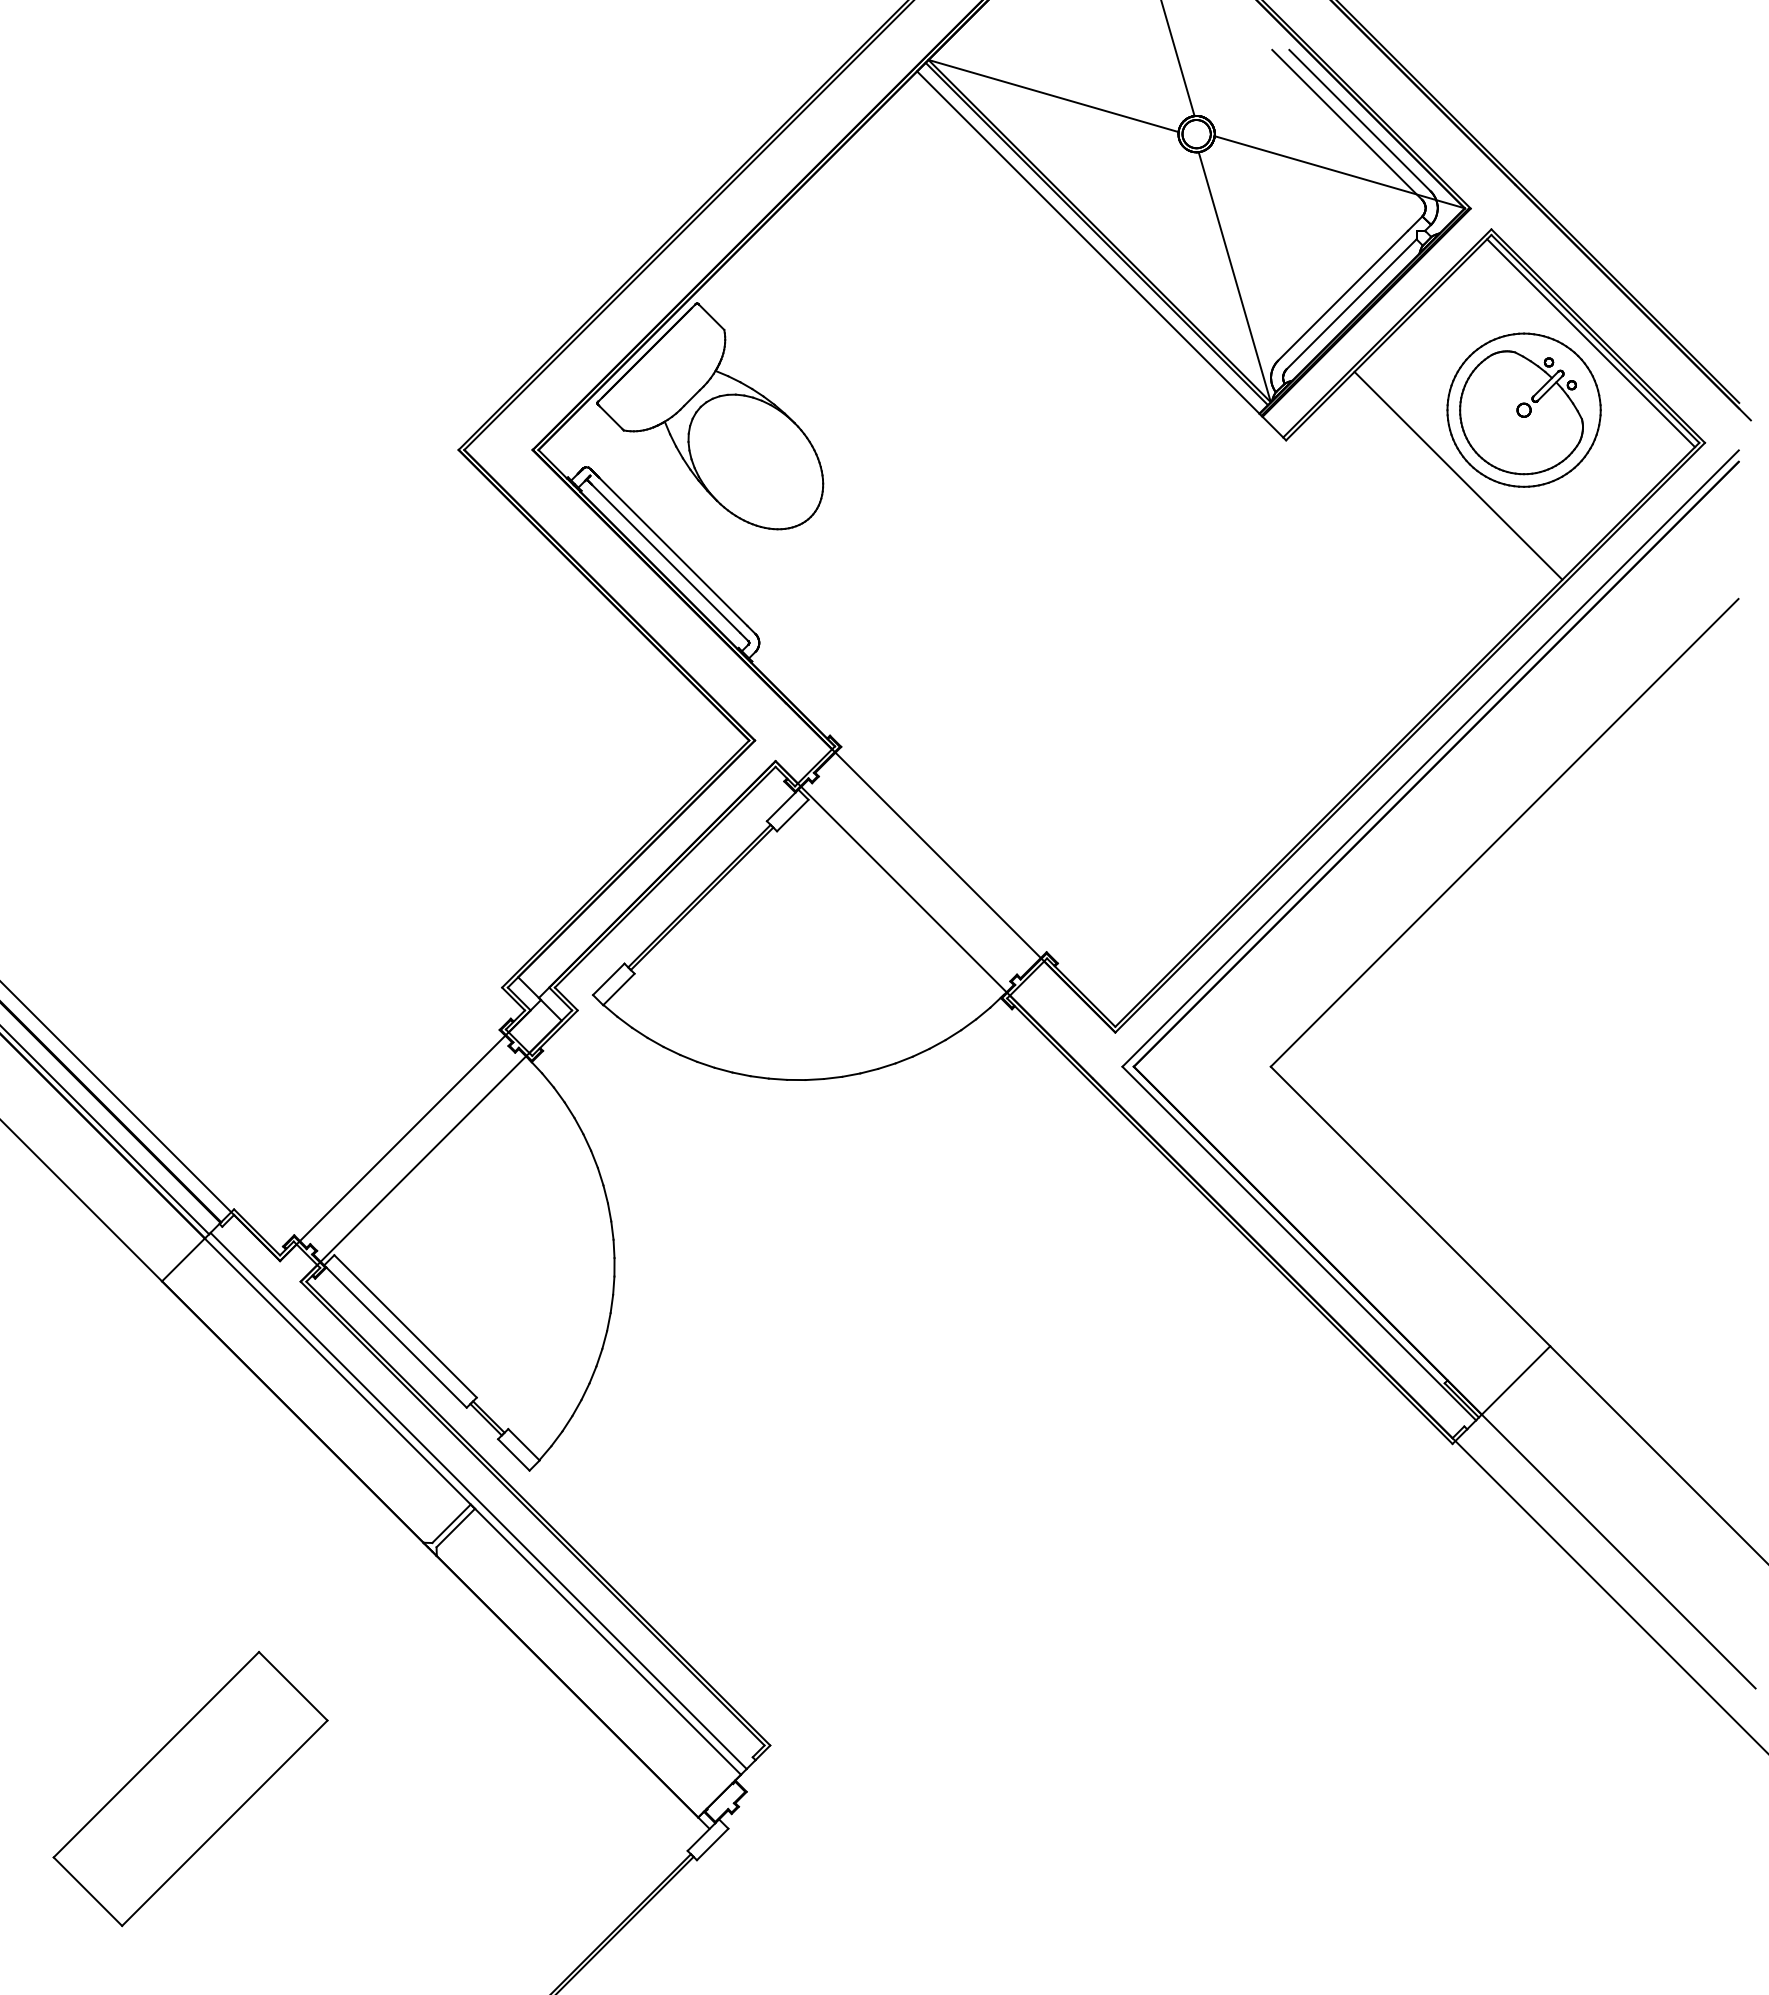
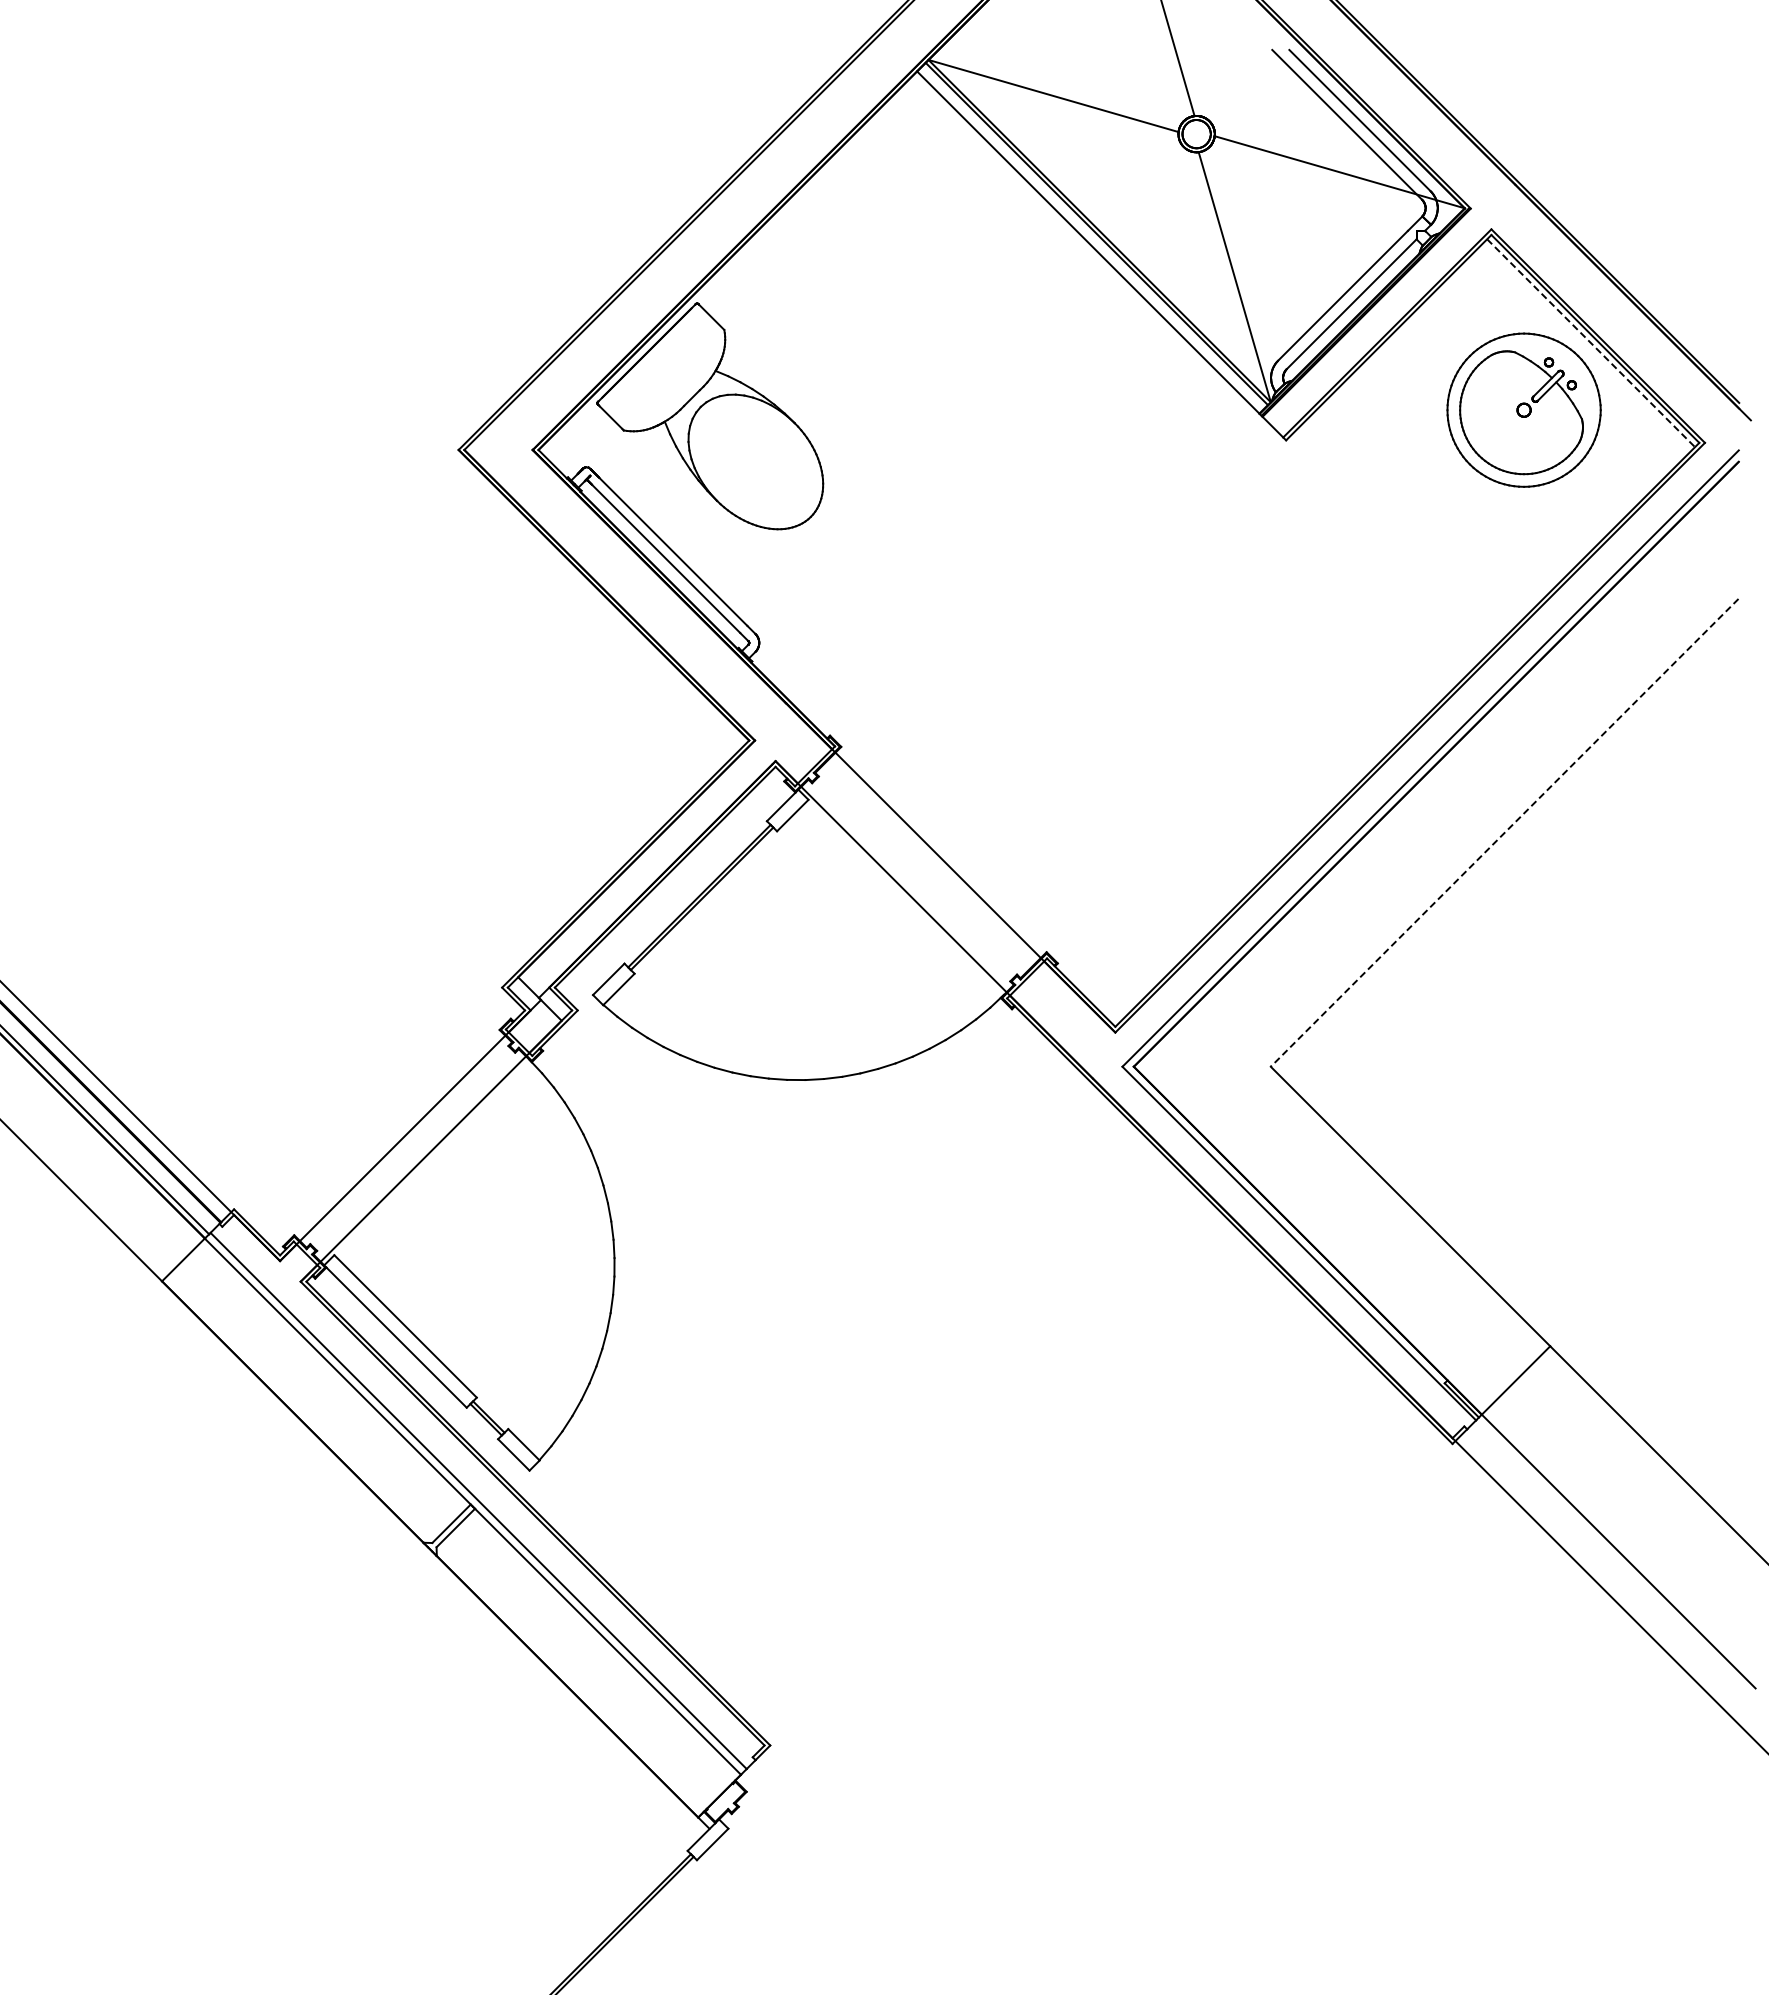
line: solid -> dashed (1591, 343)
line: present -> none (1458, 475)
line: solid -> dashed (1504, 832)
part: present -> none (190, 1789)
